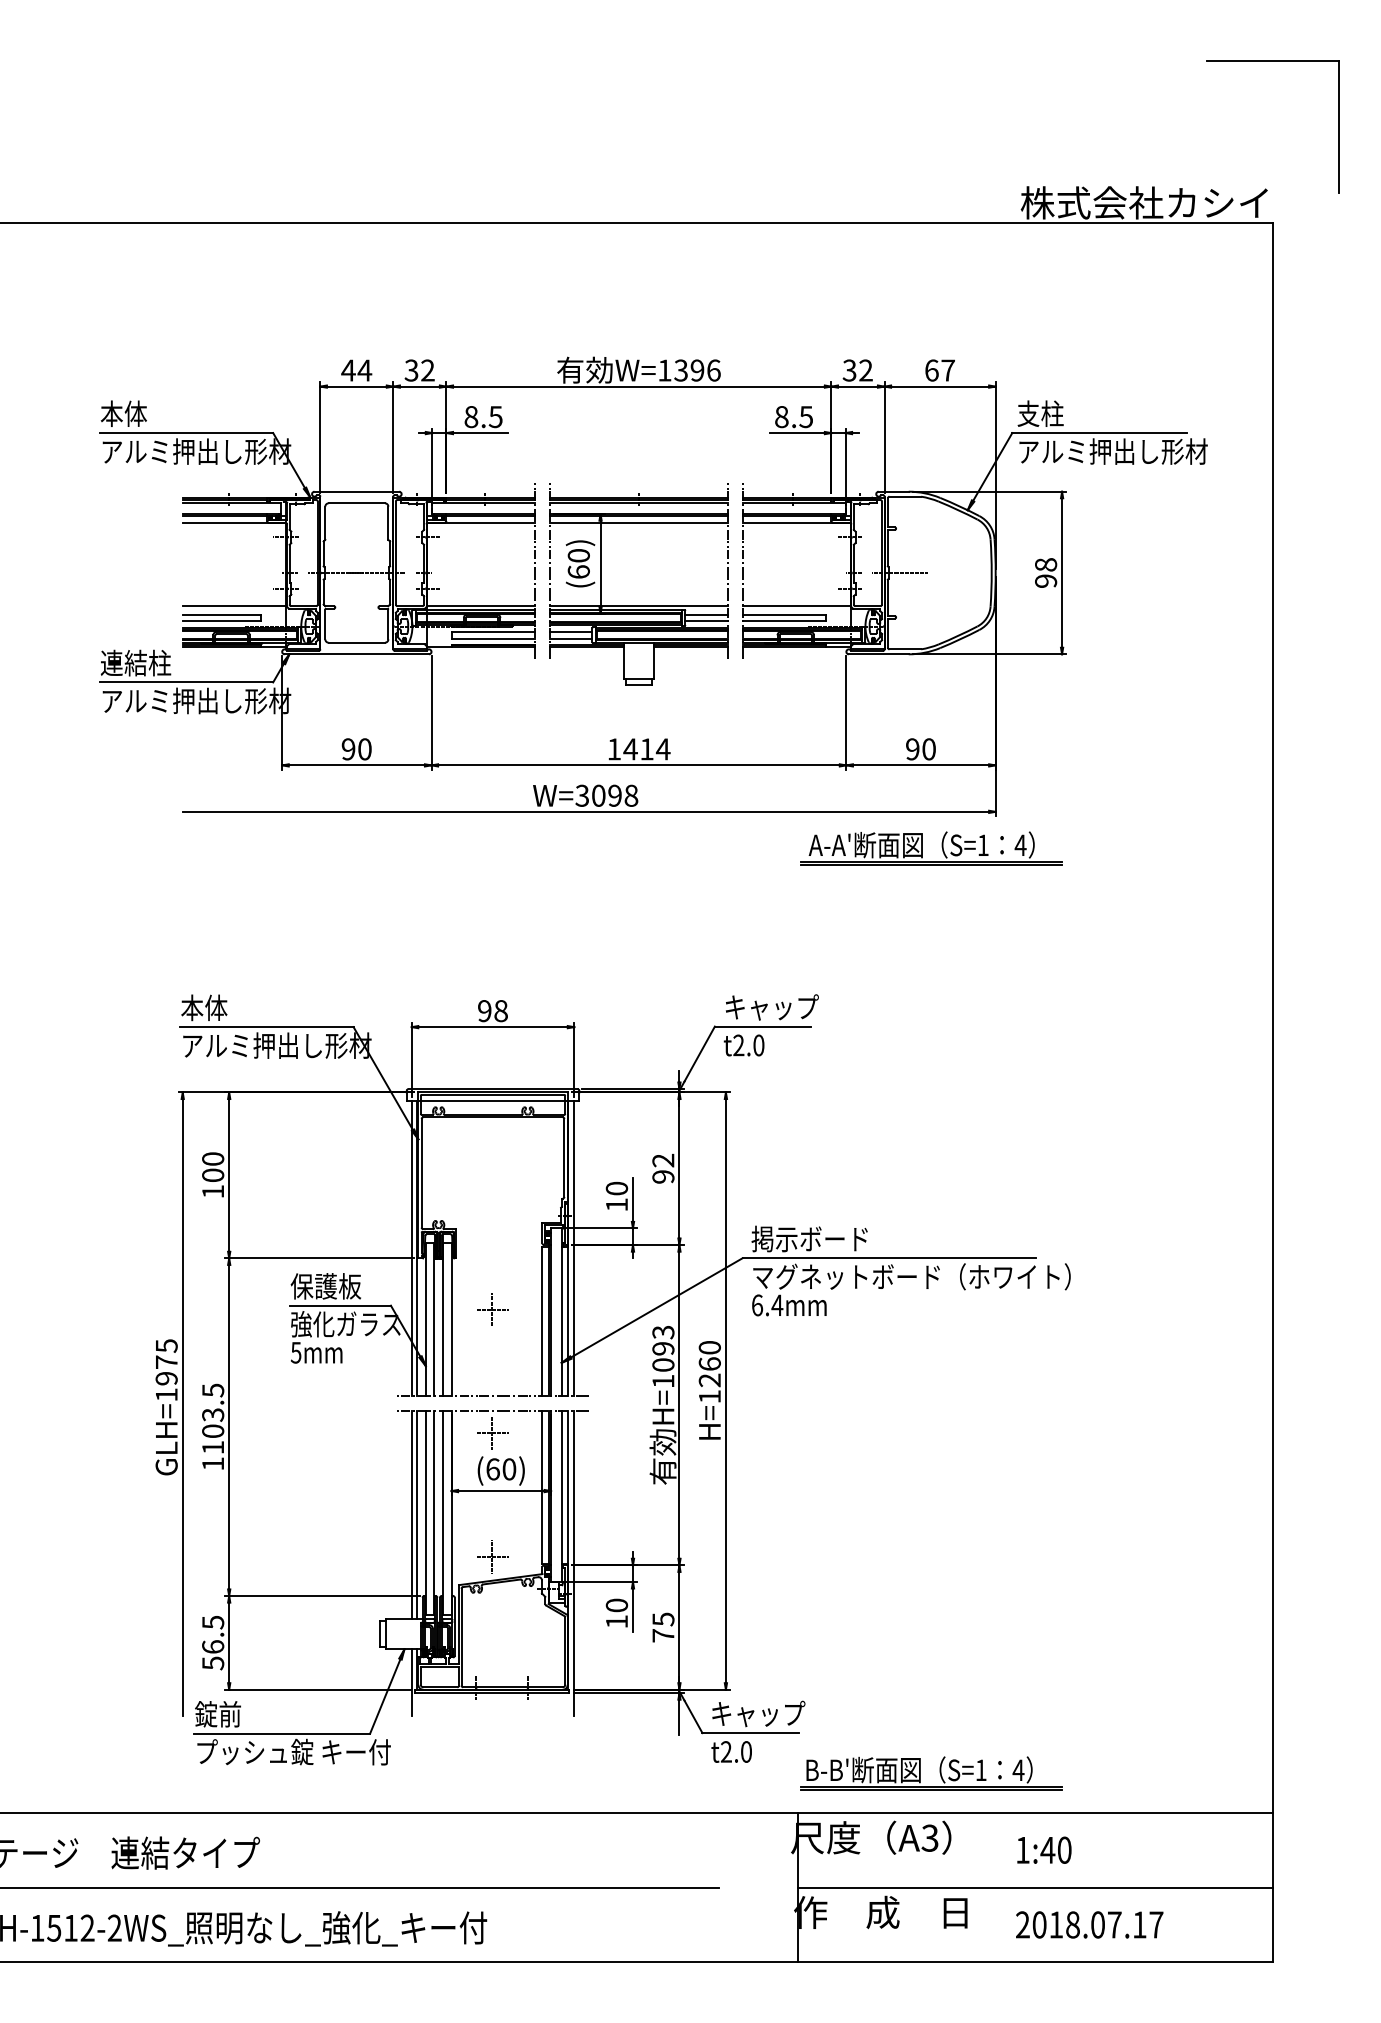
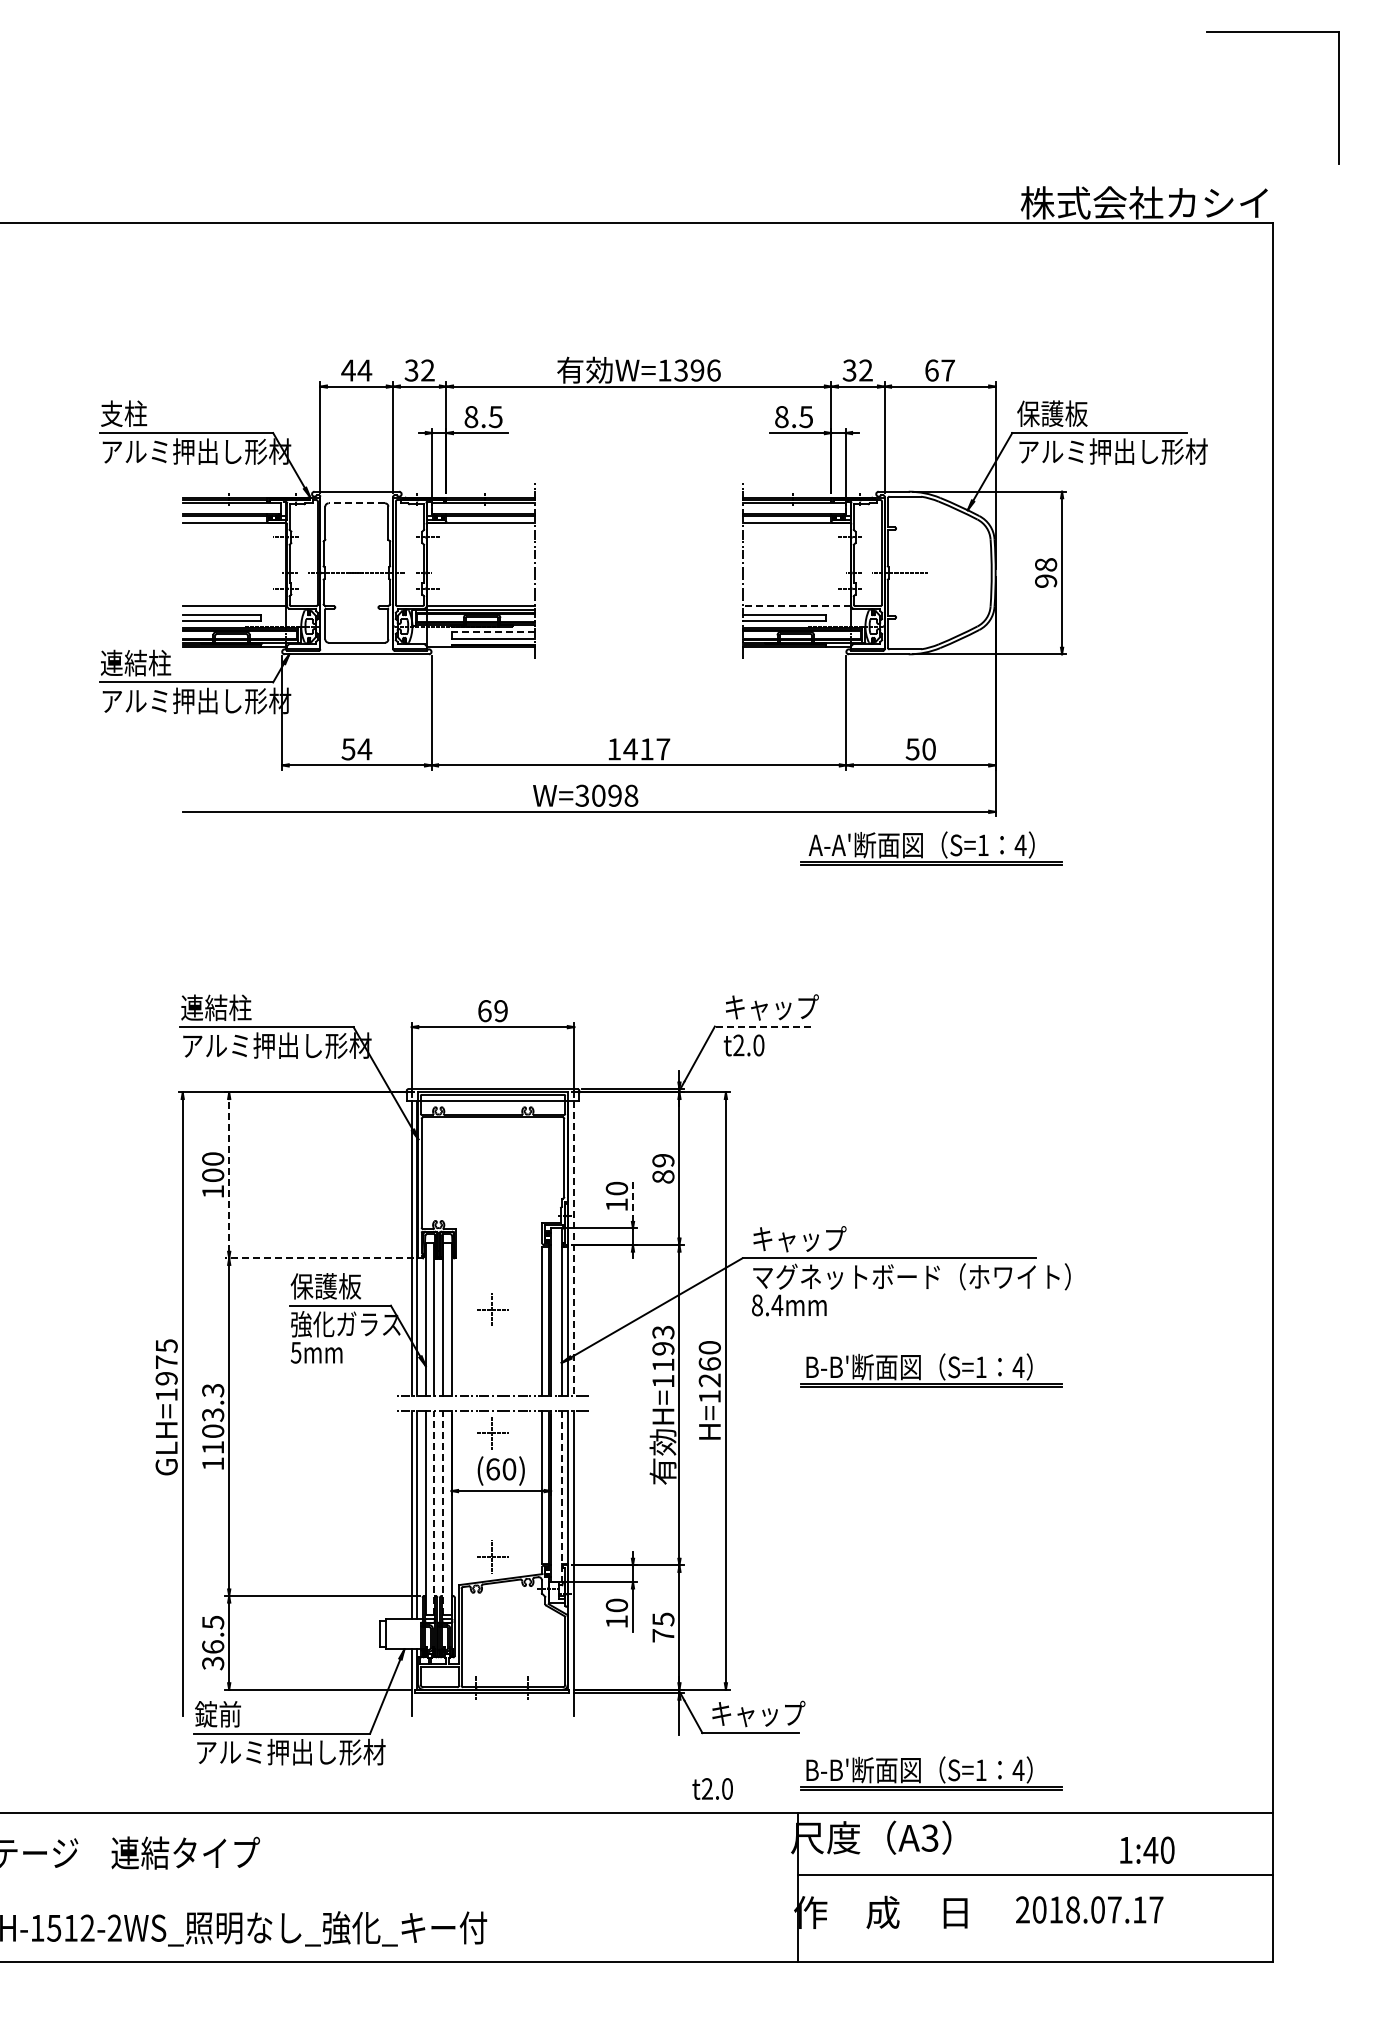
part position: (1272, 61) -> (1272, 32) (1272, 32)
text: 本体 -> 支柱 (123, 413)
text: 支柱 -> 保護板 (1052, 413)
line: solid -> dashed (356, 503)
part: present -> none (638, 605)
line: solid -> dashed (796, 606)
line: solid -> dashed (493, 631)
text: 90 -> 54 (356, 749)
text: 1414 -> 1417 (662, 749)
text: 90 -> 50 (912, 749)
text: 本体 -> 連結柱 (216, 1007)
text: 98 -> 69 (492, 1011)
line: solid -> dashed (762, 1026)
text: 92 -> 89 (663, 1168)
line: solid -> dashed (229, 1174)
line: solid -> dashed (632, 1200)
text: 掲示ボード -> キャップ (809, 1238)
line: solid -> dashed (574, 1248)
line: solid -> dashed (319, 1258)
text: 6.4mm -> 8.4mm (757, 1305)
text: H=1093 -> H=1193 (663, 1364)
part: none -> present (939, 1369)
text: 1103.5 -> 1103.3 (212, 1389)
line: solid -> dashed (561, 1496)
line: solid -> dashed (434, 1512)
line: solid -> dashed (443, 1512)
text: 56.5 -> 36.5 (212, 1662)
text: プッシュ錠 キー付 -> アルミ押出し形材 (293, 1751)
text position: (731, 1751) -> (712, 1788) (712, 1788)
text position: (1044, 1849) -> (1147, 1849) (1147, 1849)
line: present -> none (360, 1887)
line position: (1035, 1887) -> (1035, 1874) (1035, 1874)
text position: (1089, 1924) -> (1089, 1909) (1089, 1909)
